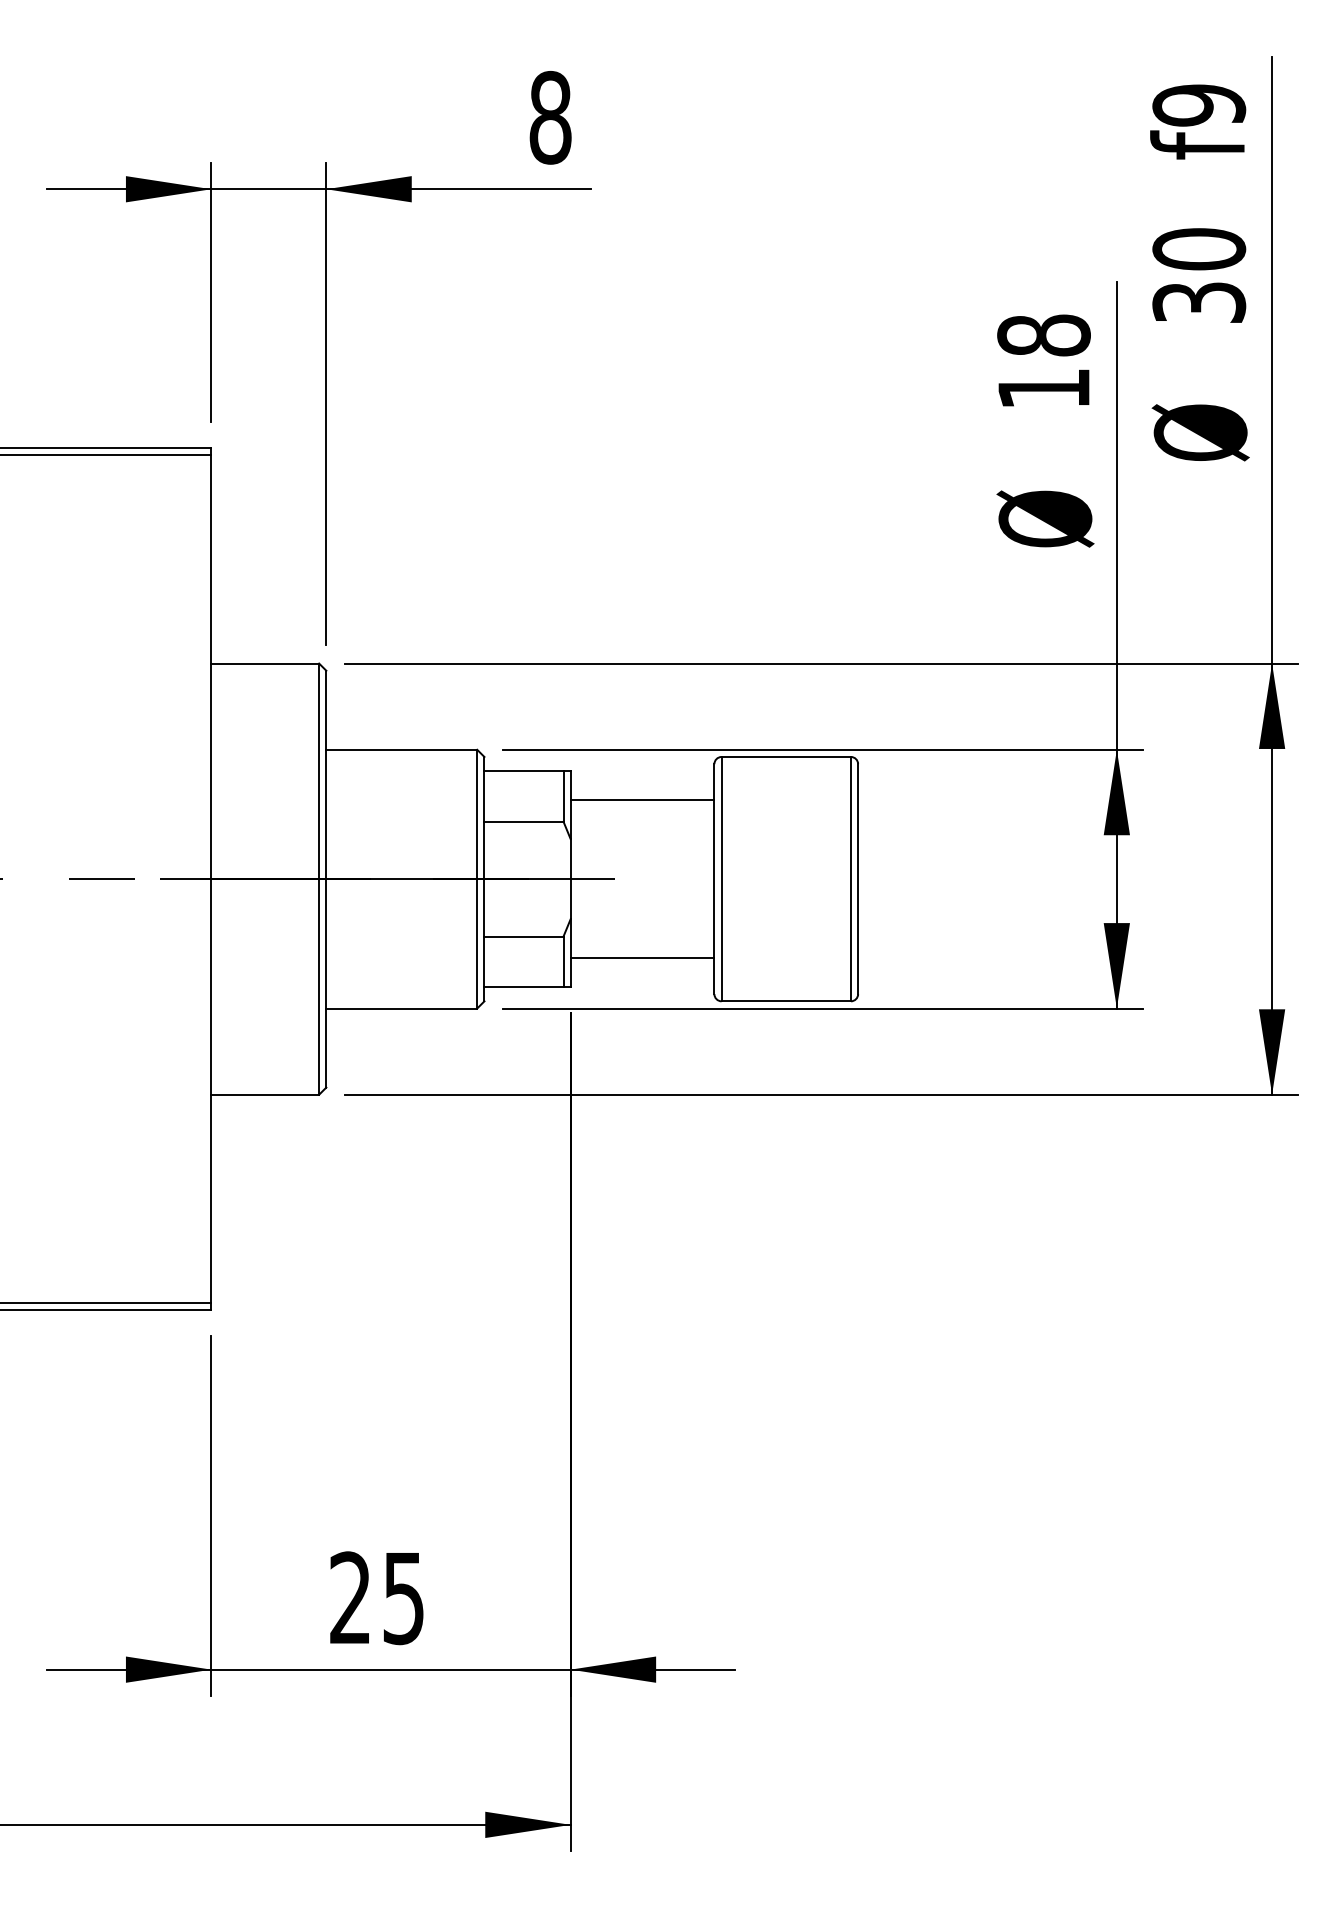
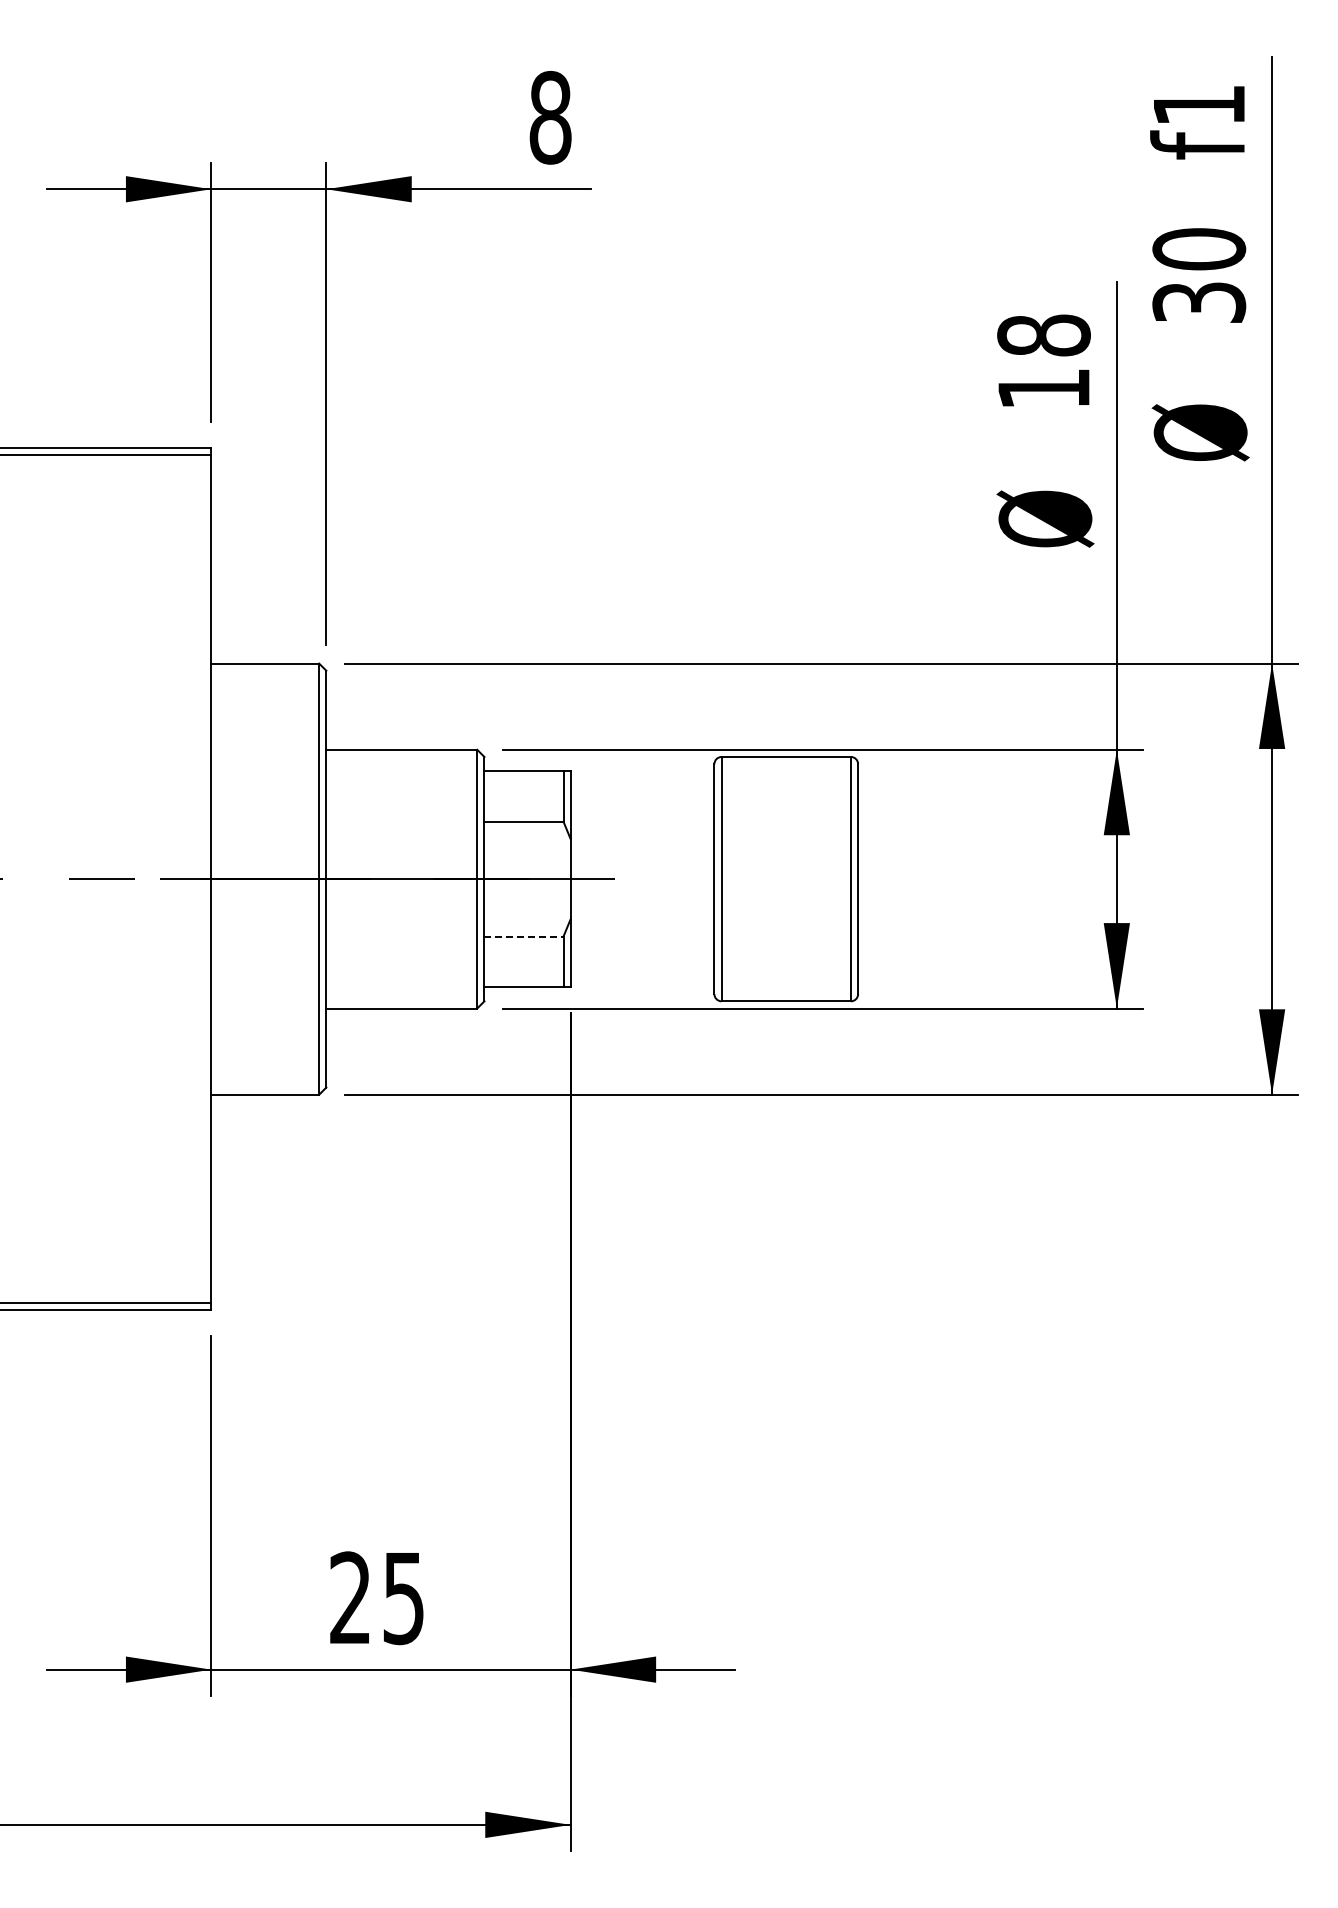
text: f9 -> f1 (1199, 105)
line: present -> none (642, 800)
line: solid -> dashed (523, 936)
line: present -> none (642, 958)
